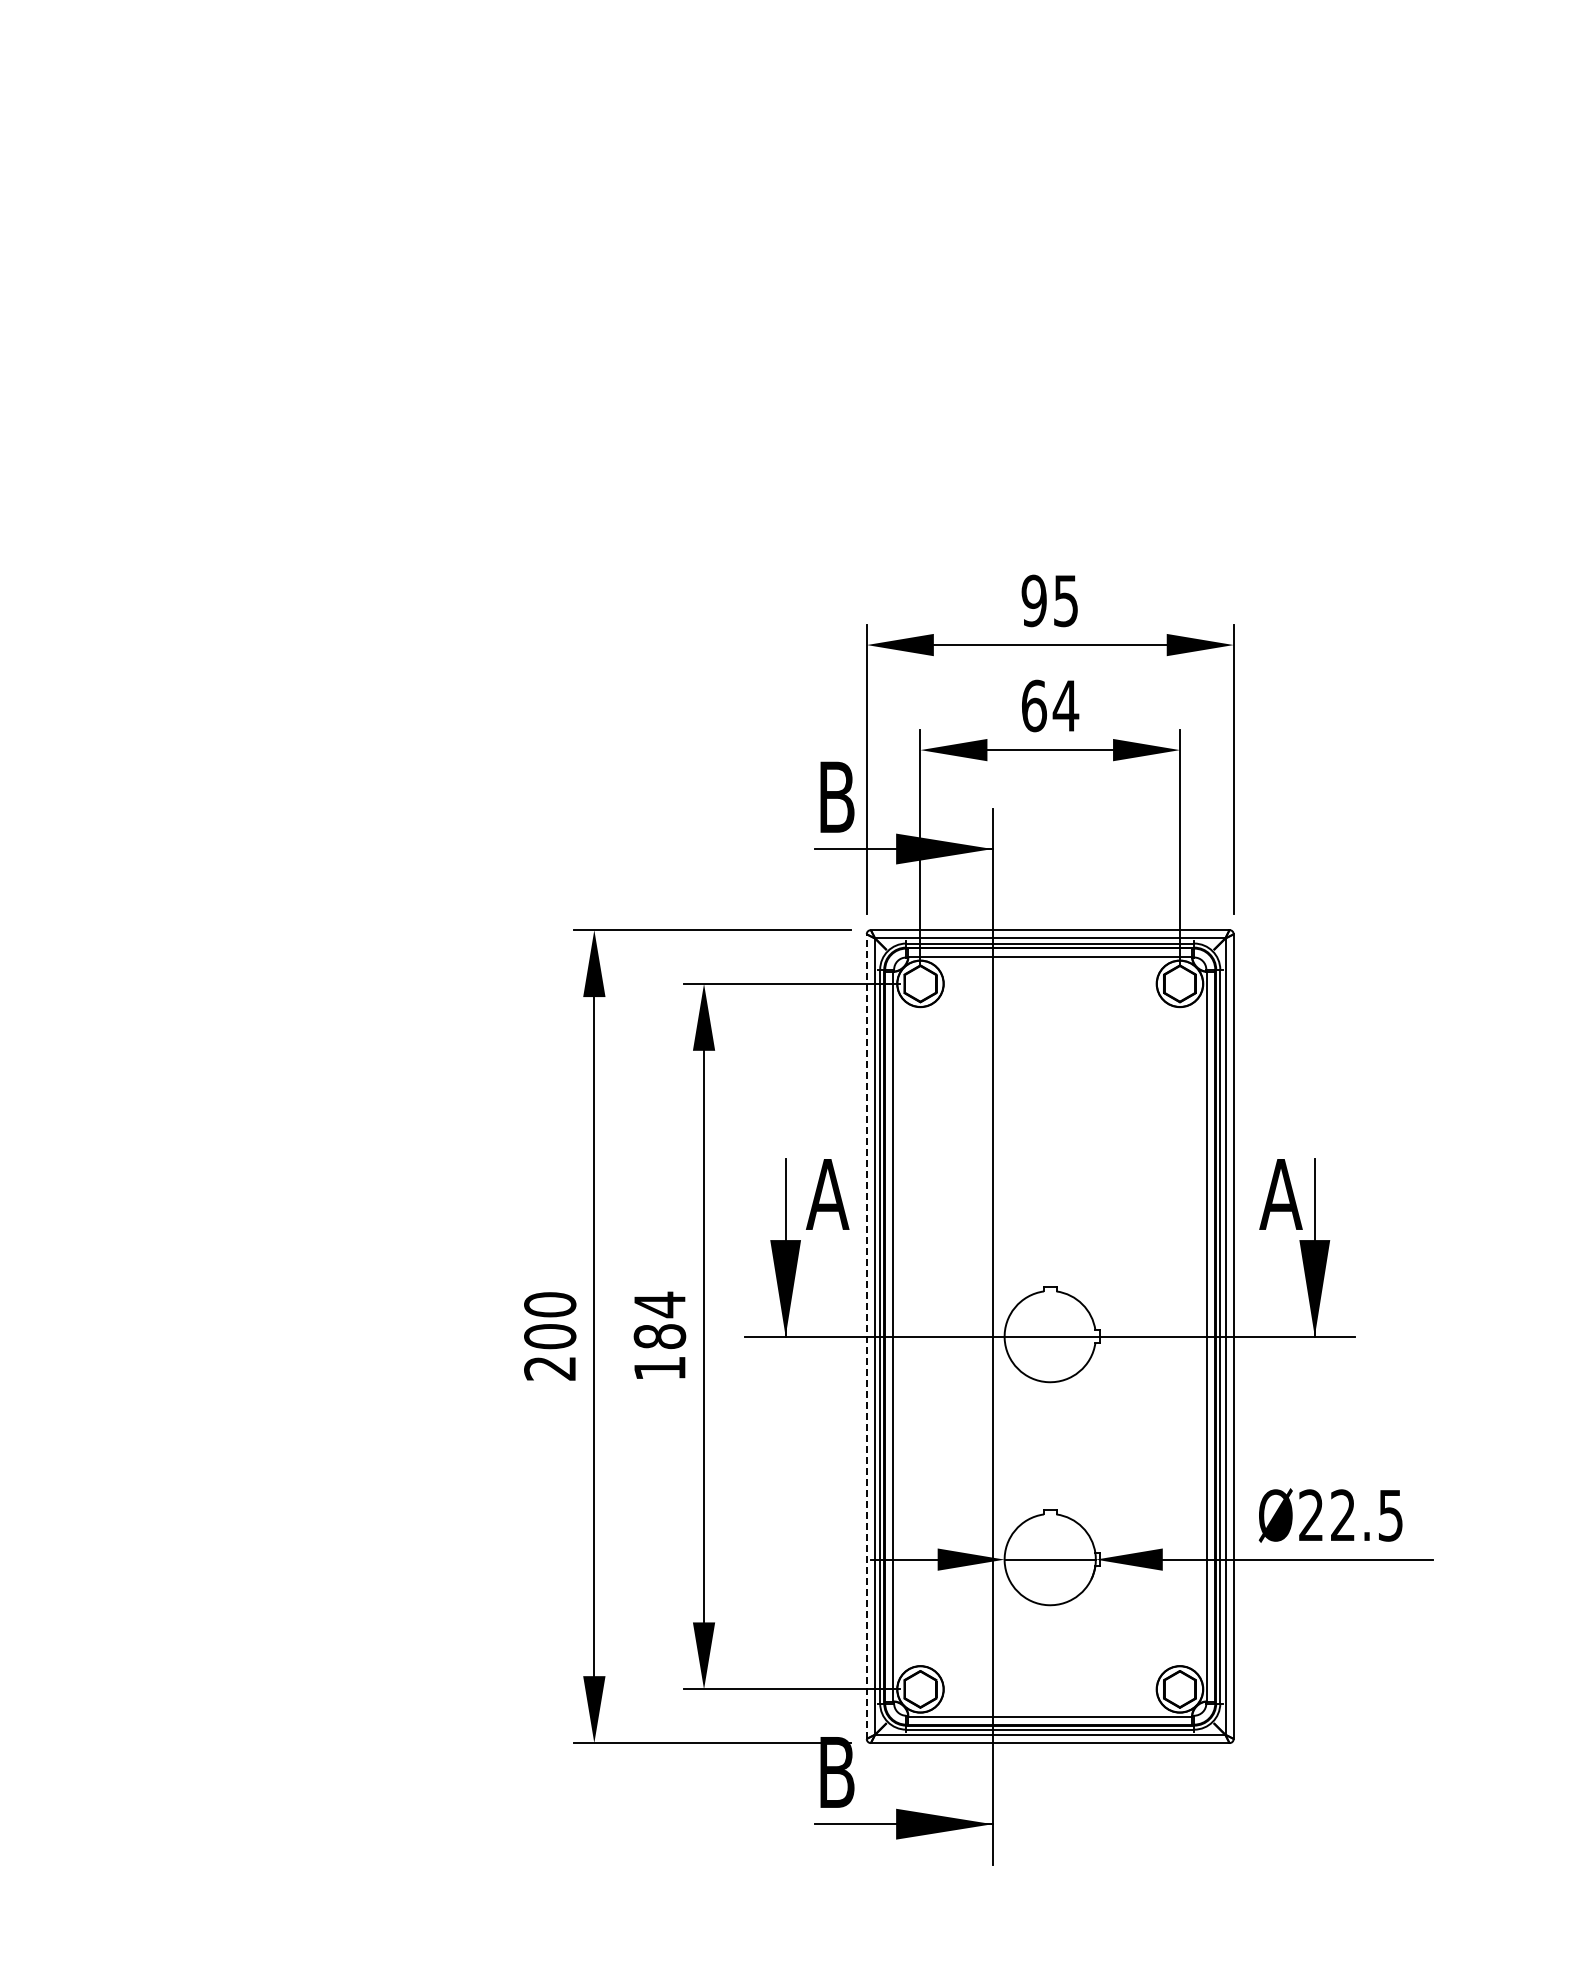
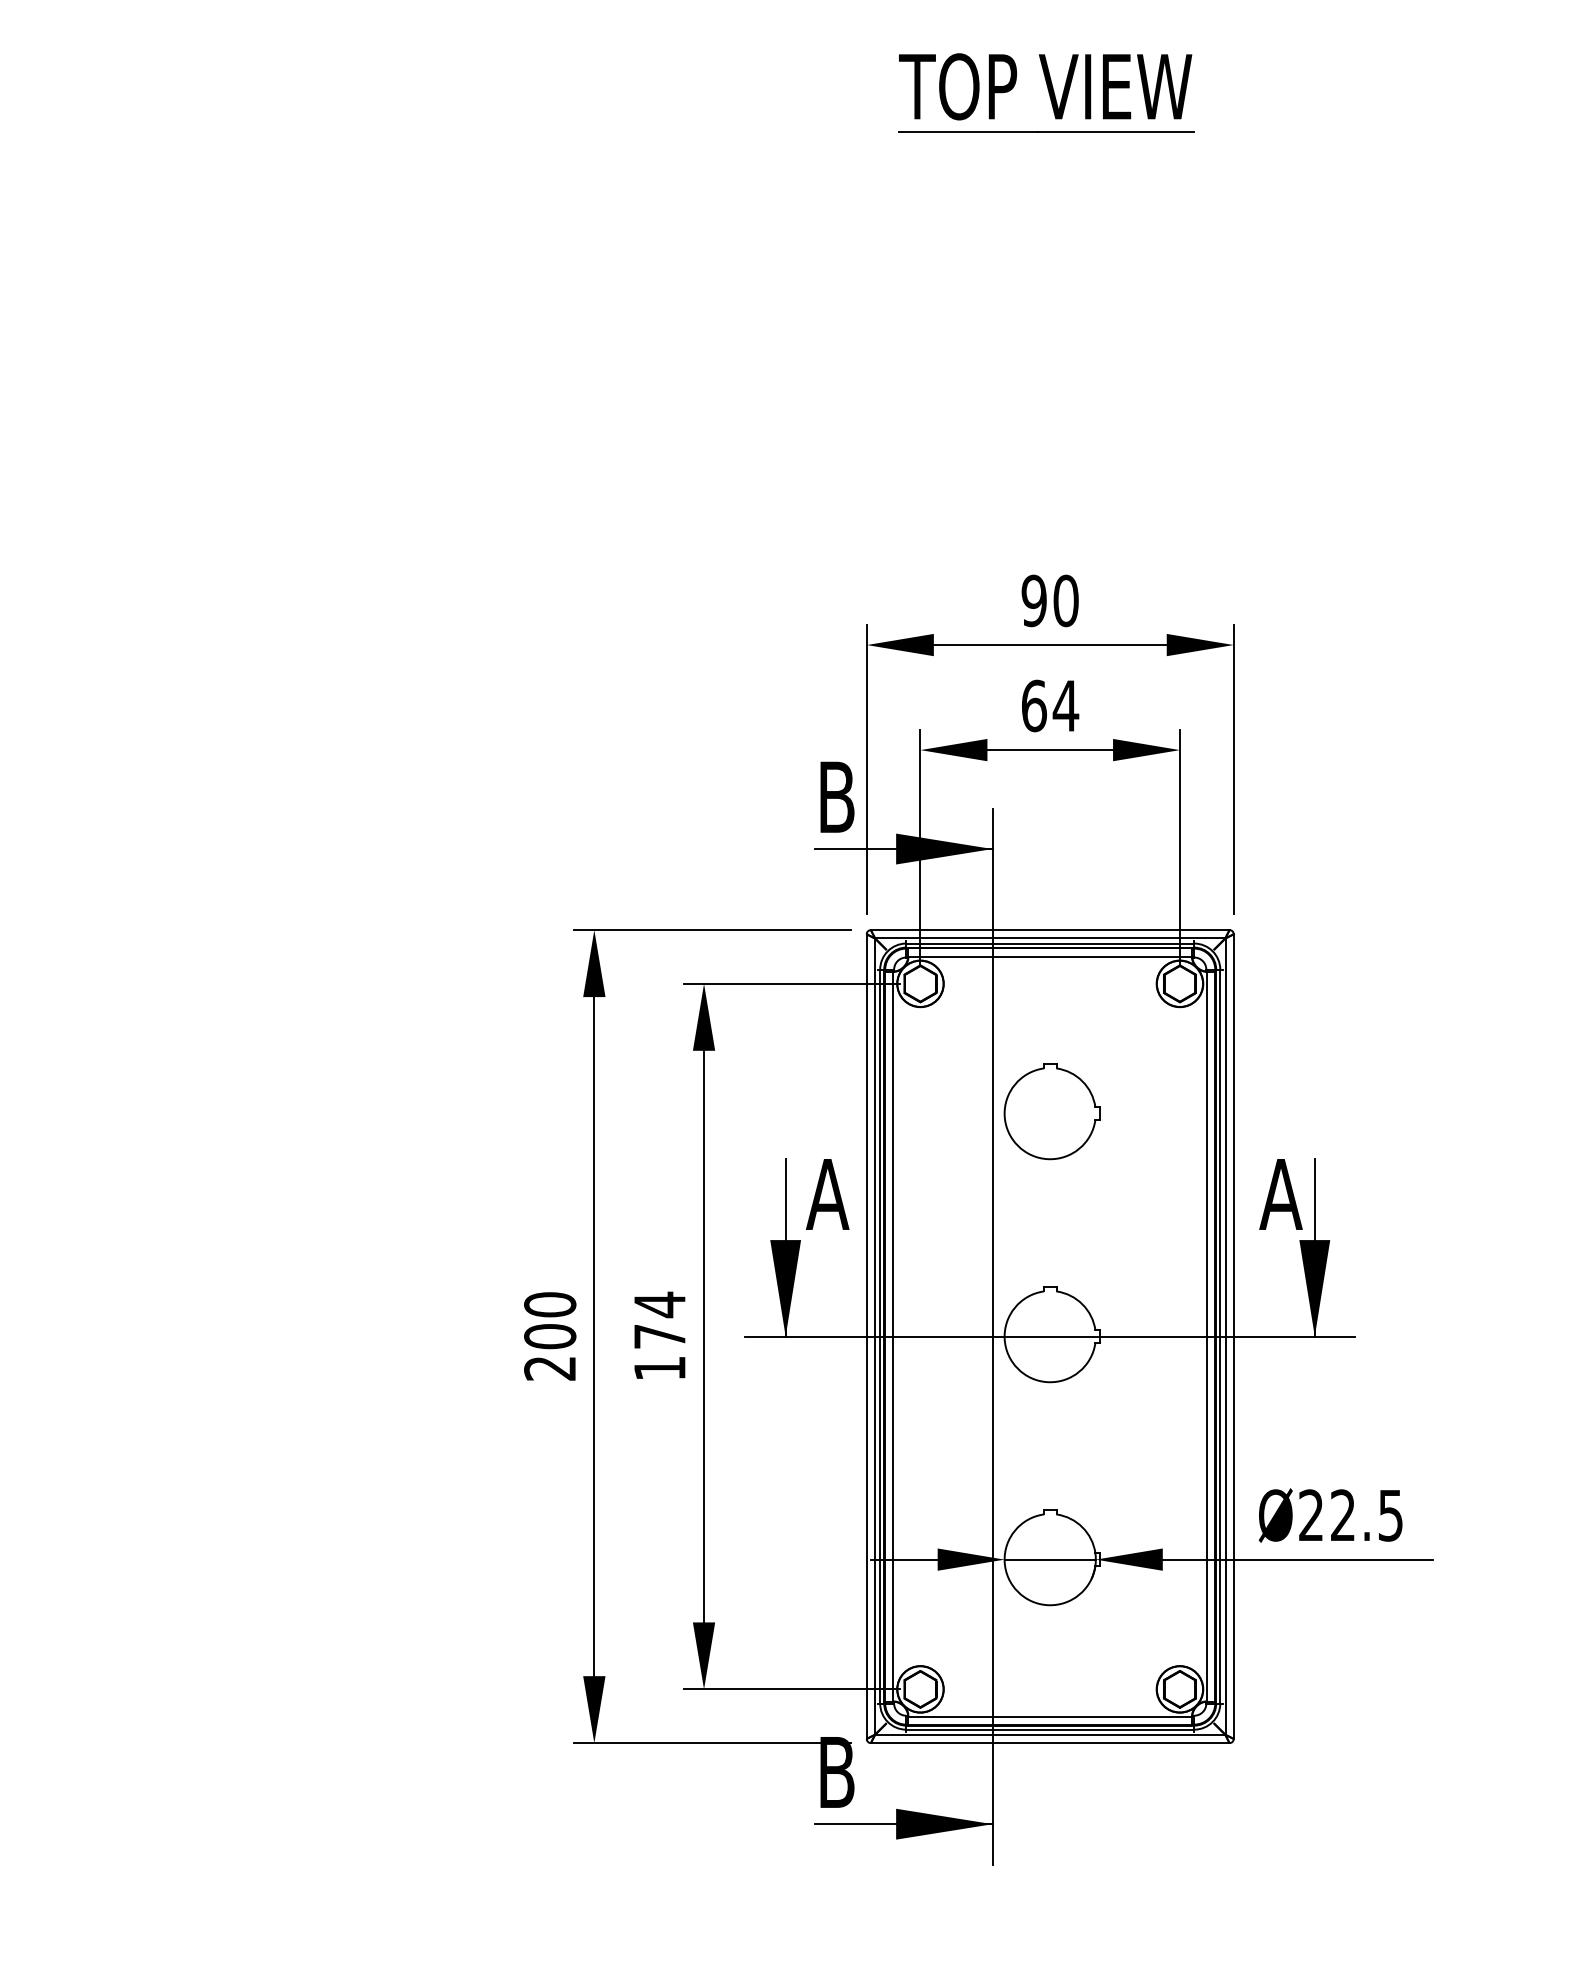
part: none -> present (1046, 92)
text: 95 -> 90 (1065, 600)
part: none -> present (1051, 1111)
text: 184 -> 174 (659, 1336)
line: dashed -> solid (866, 1336)
